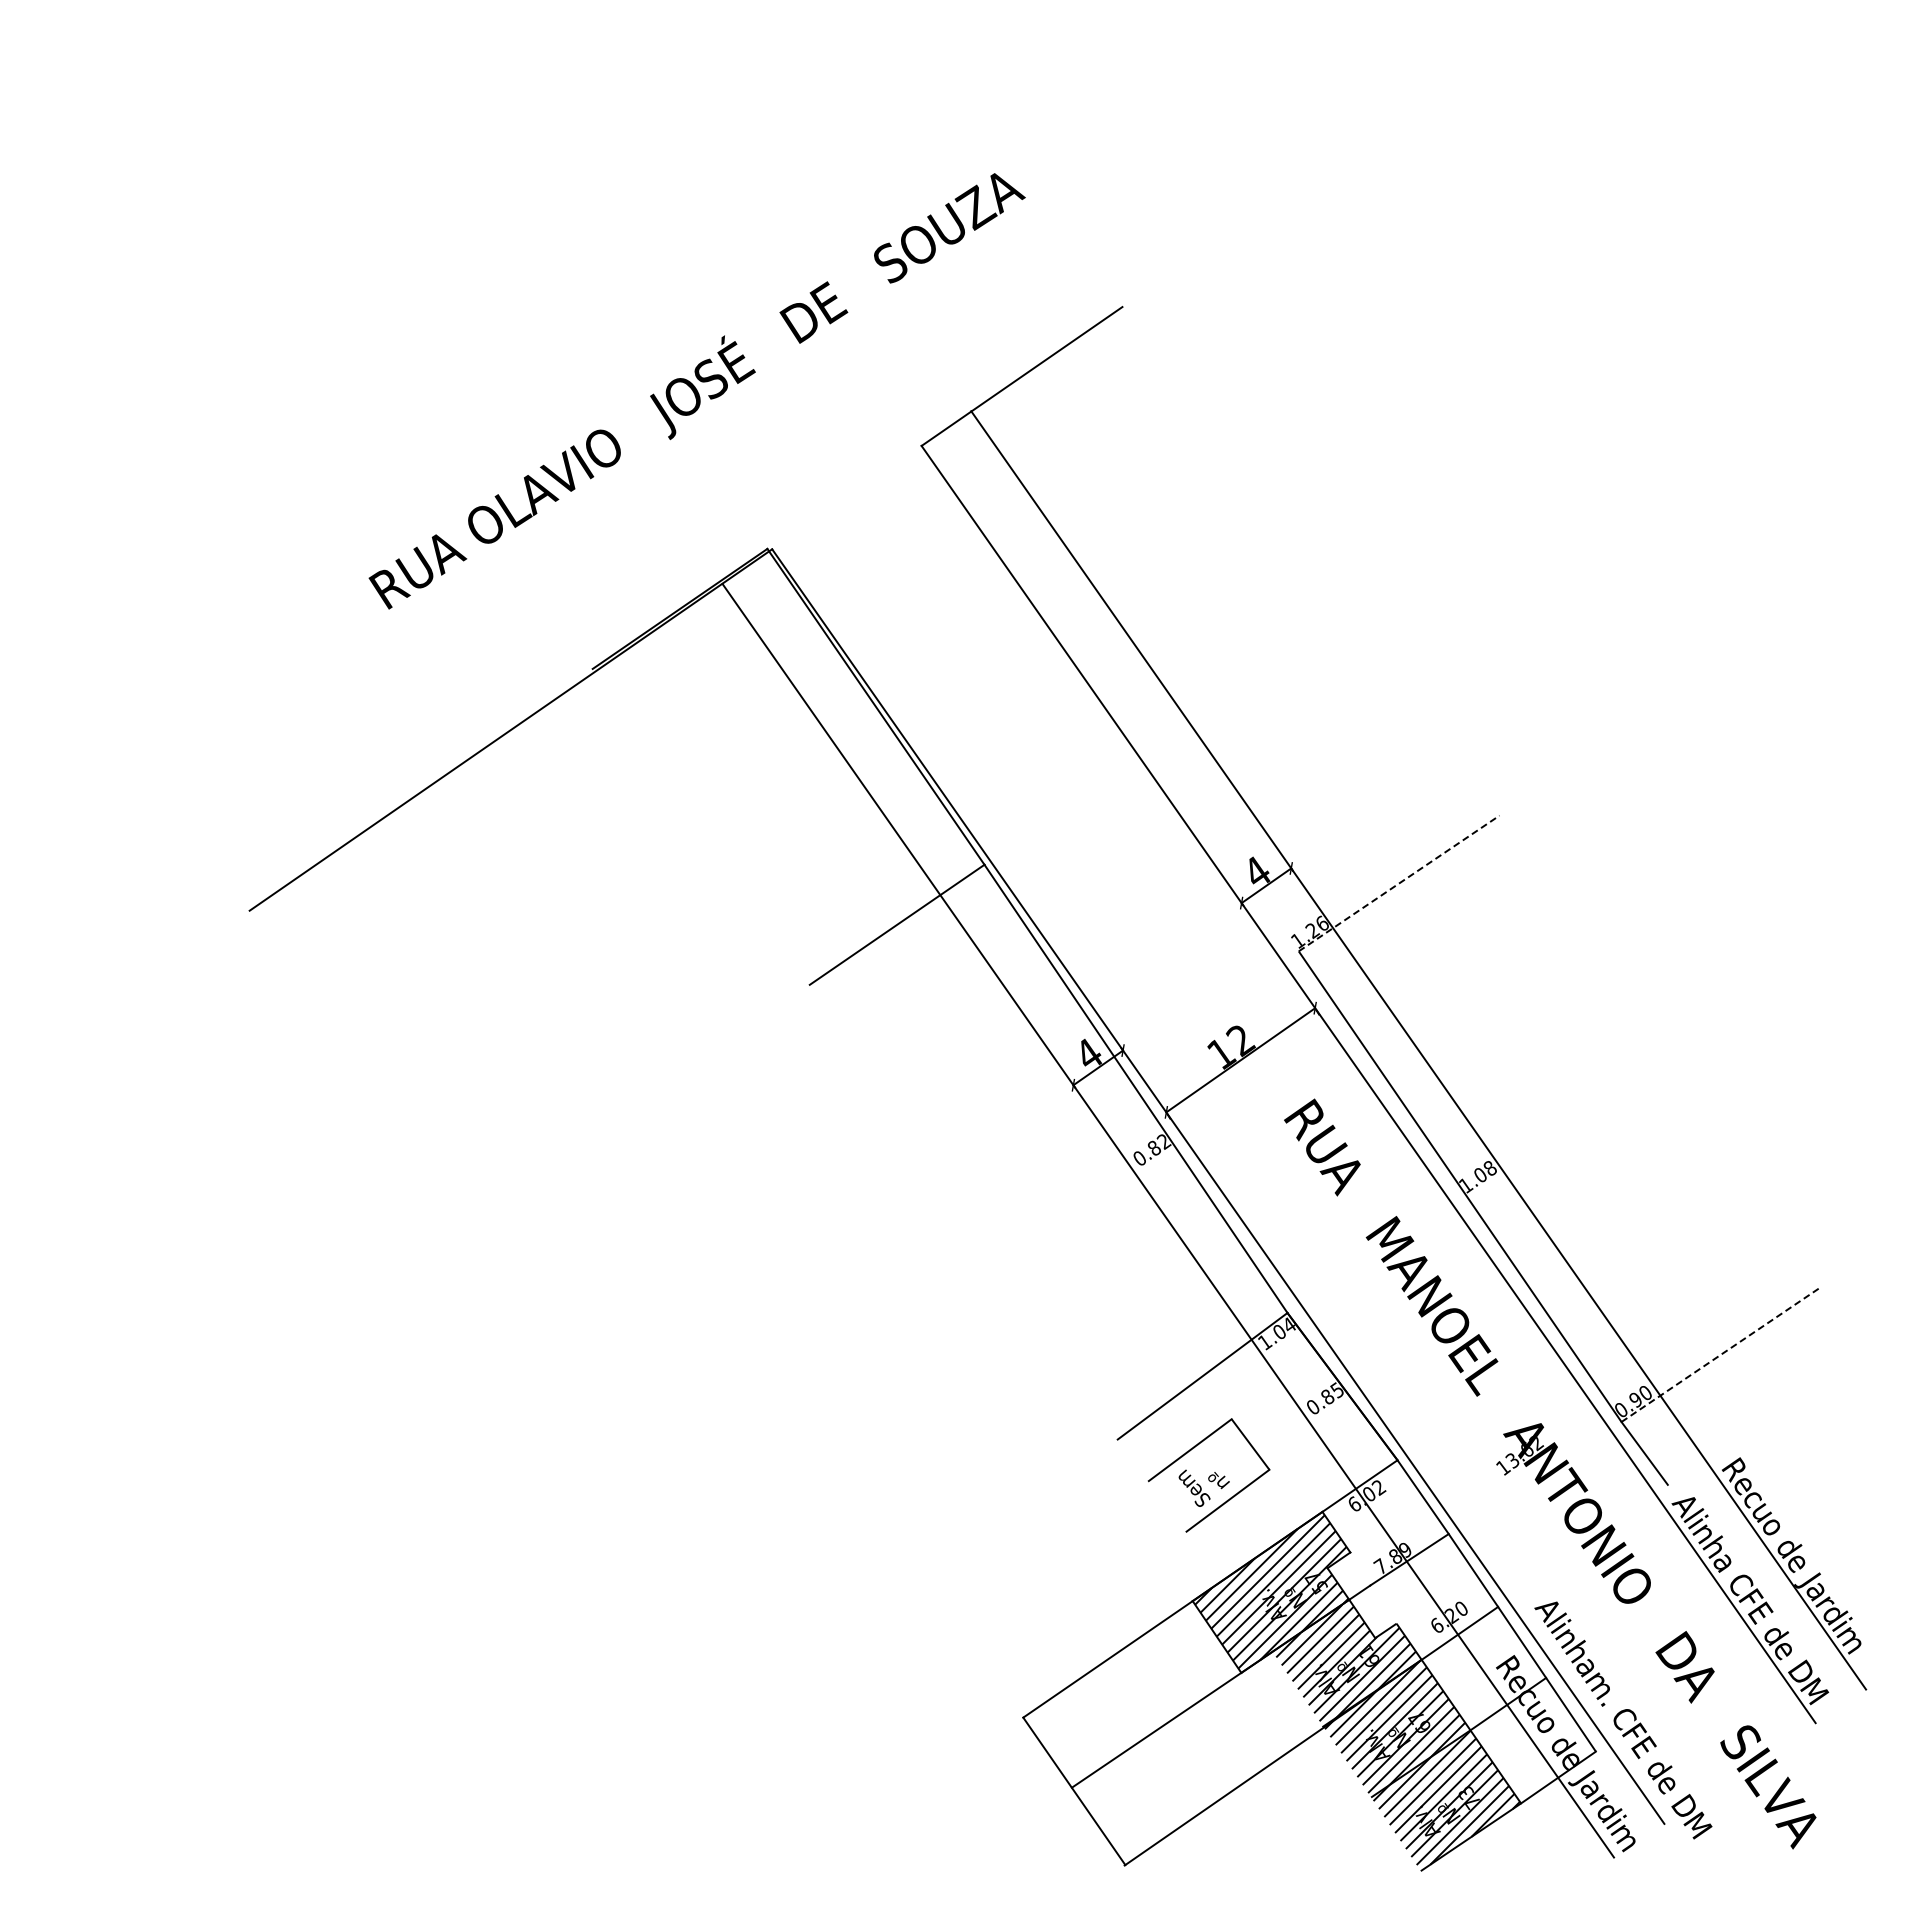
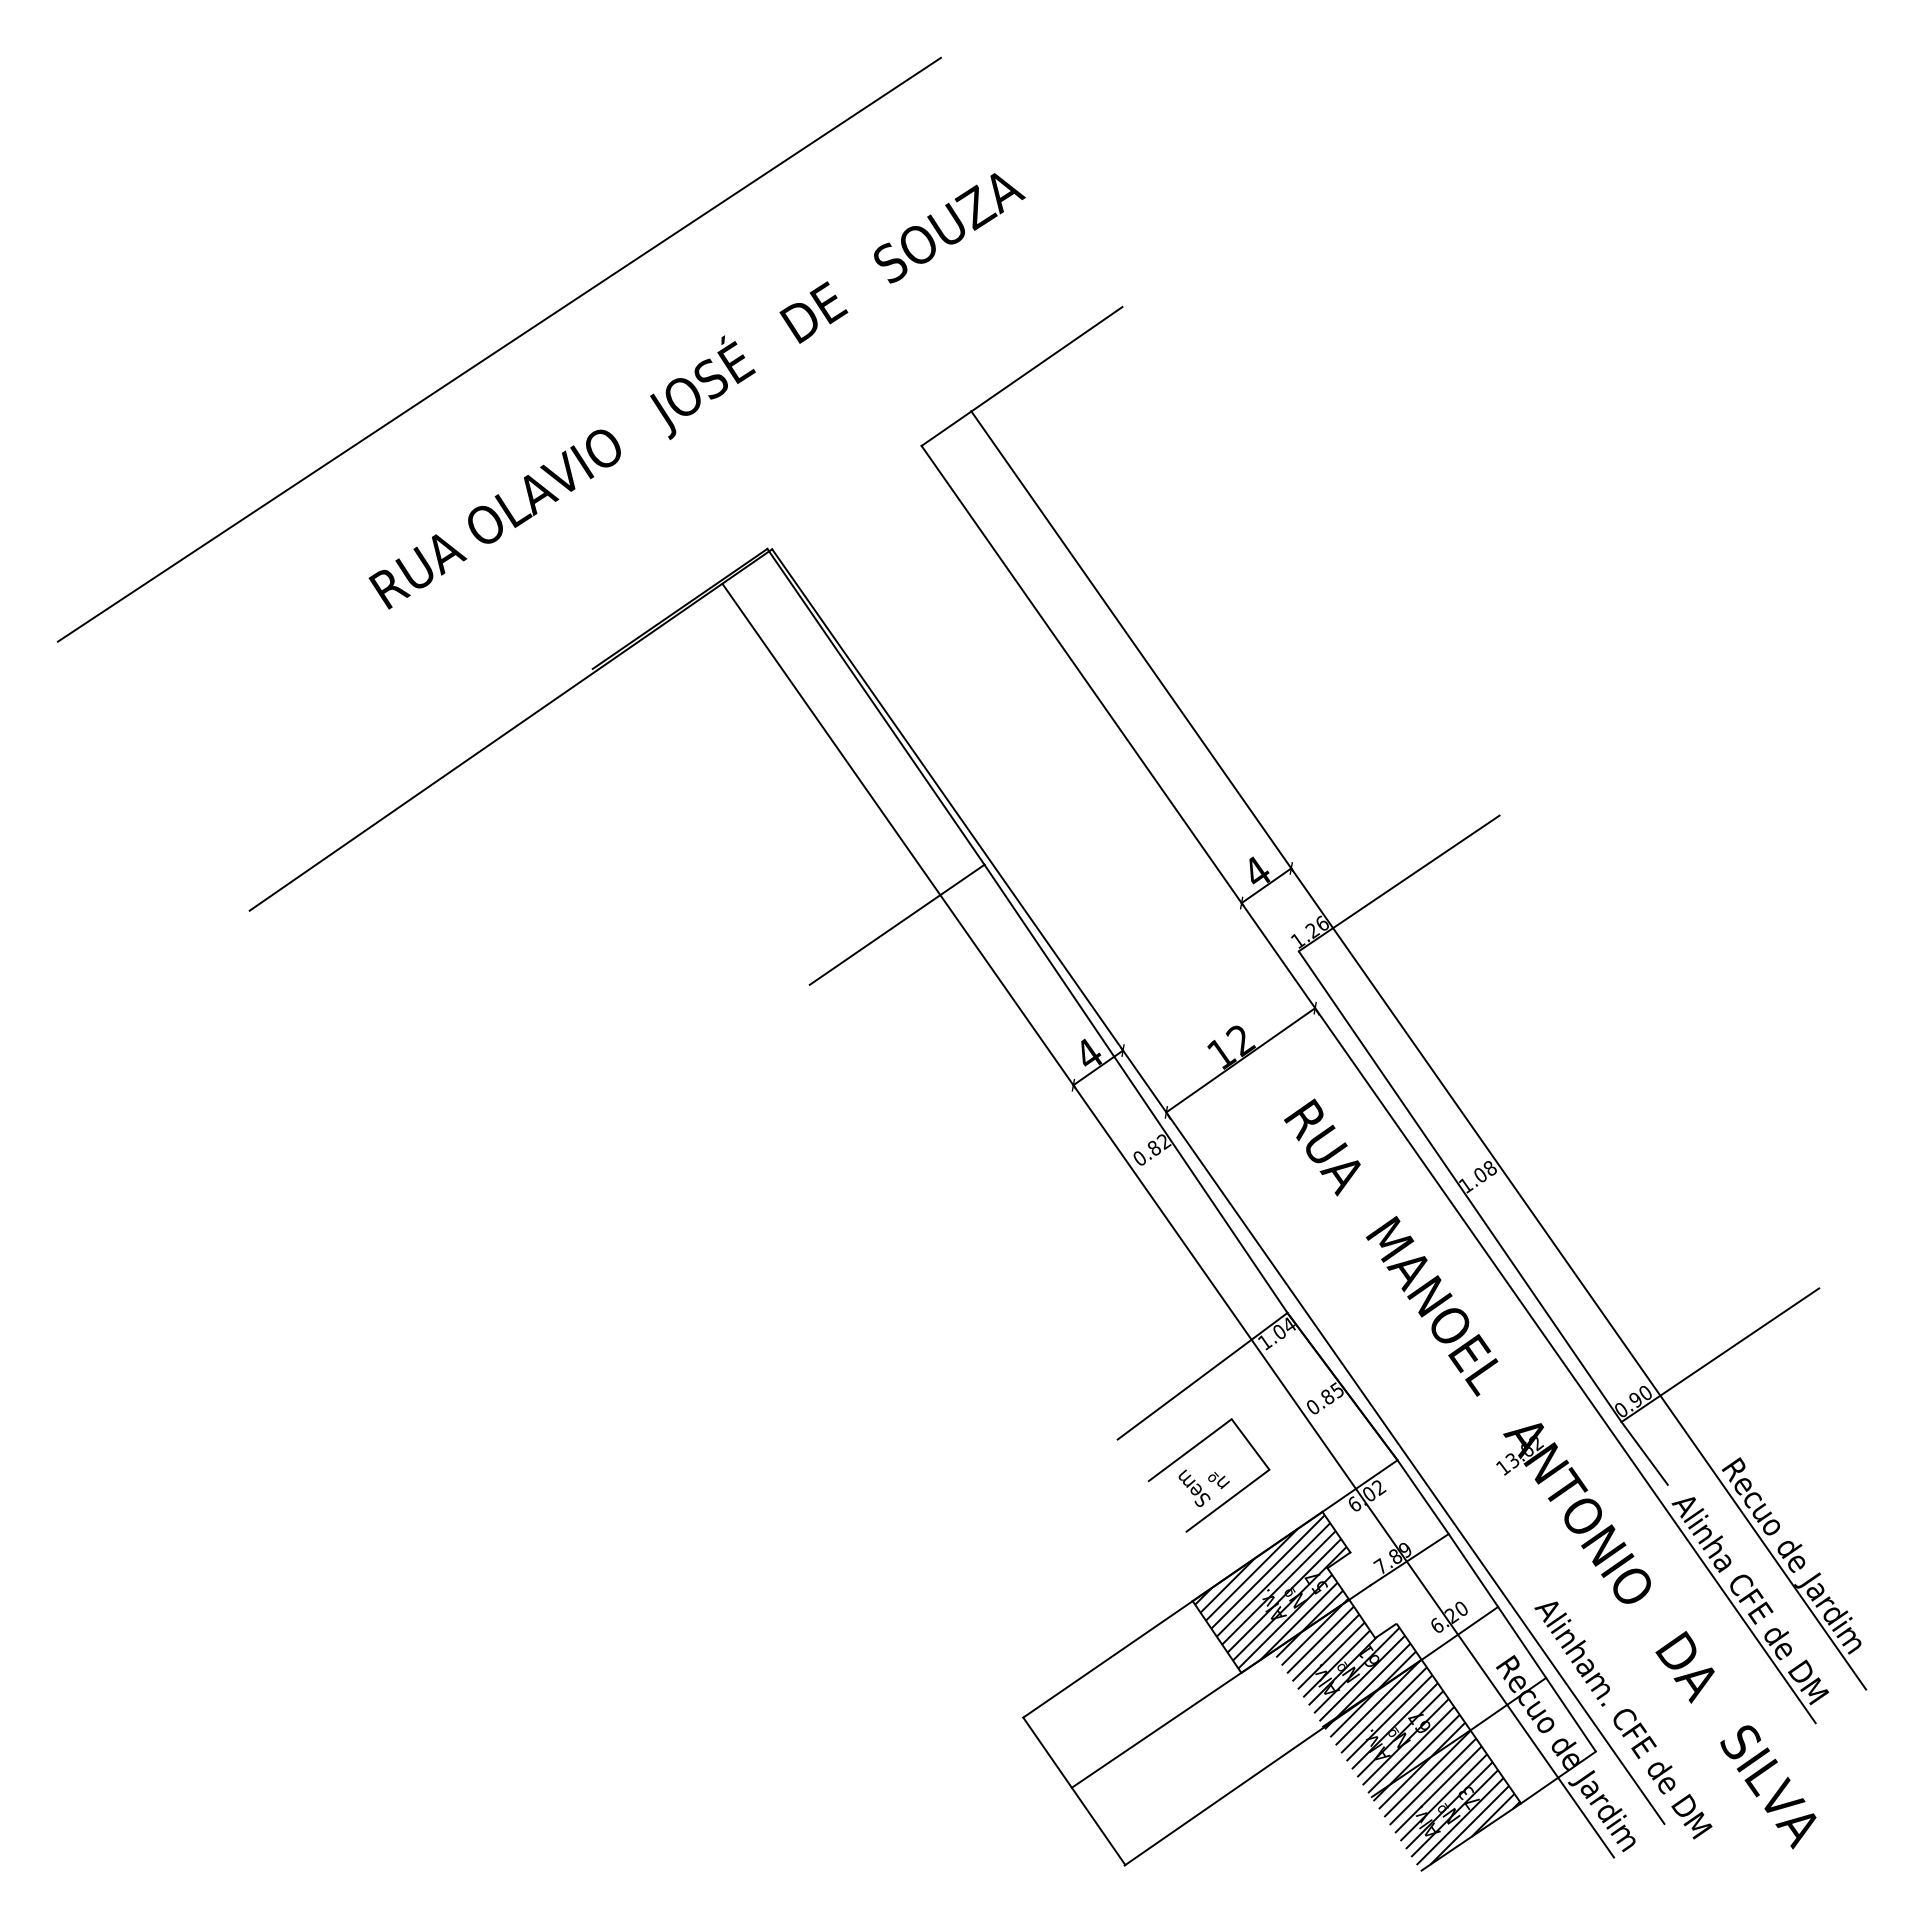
line: none -> present (498, 349)
line: dashed -> solid (1399, 883)
line: dashed -> solid (1720, 1354)
